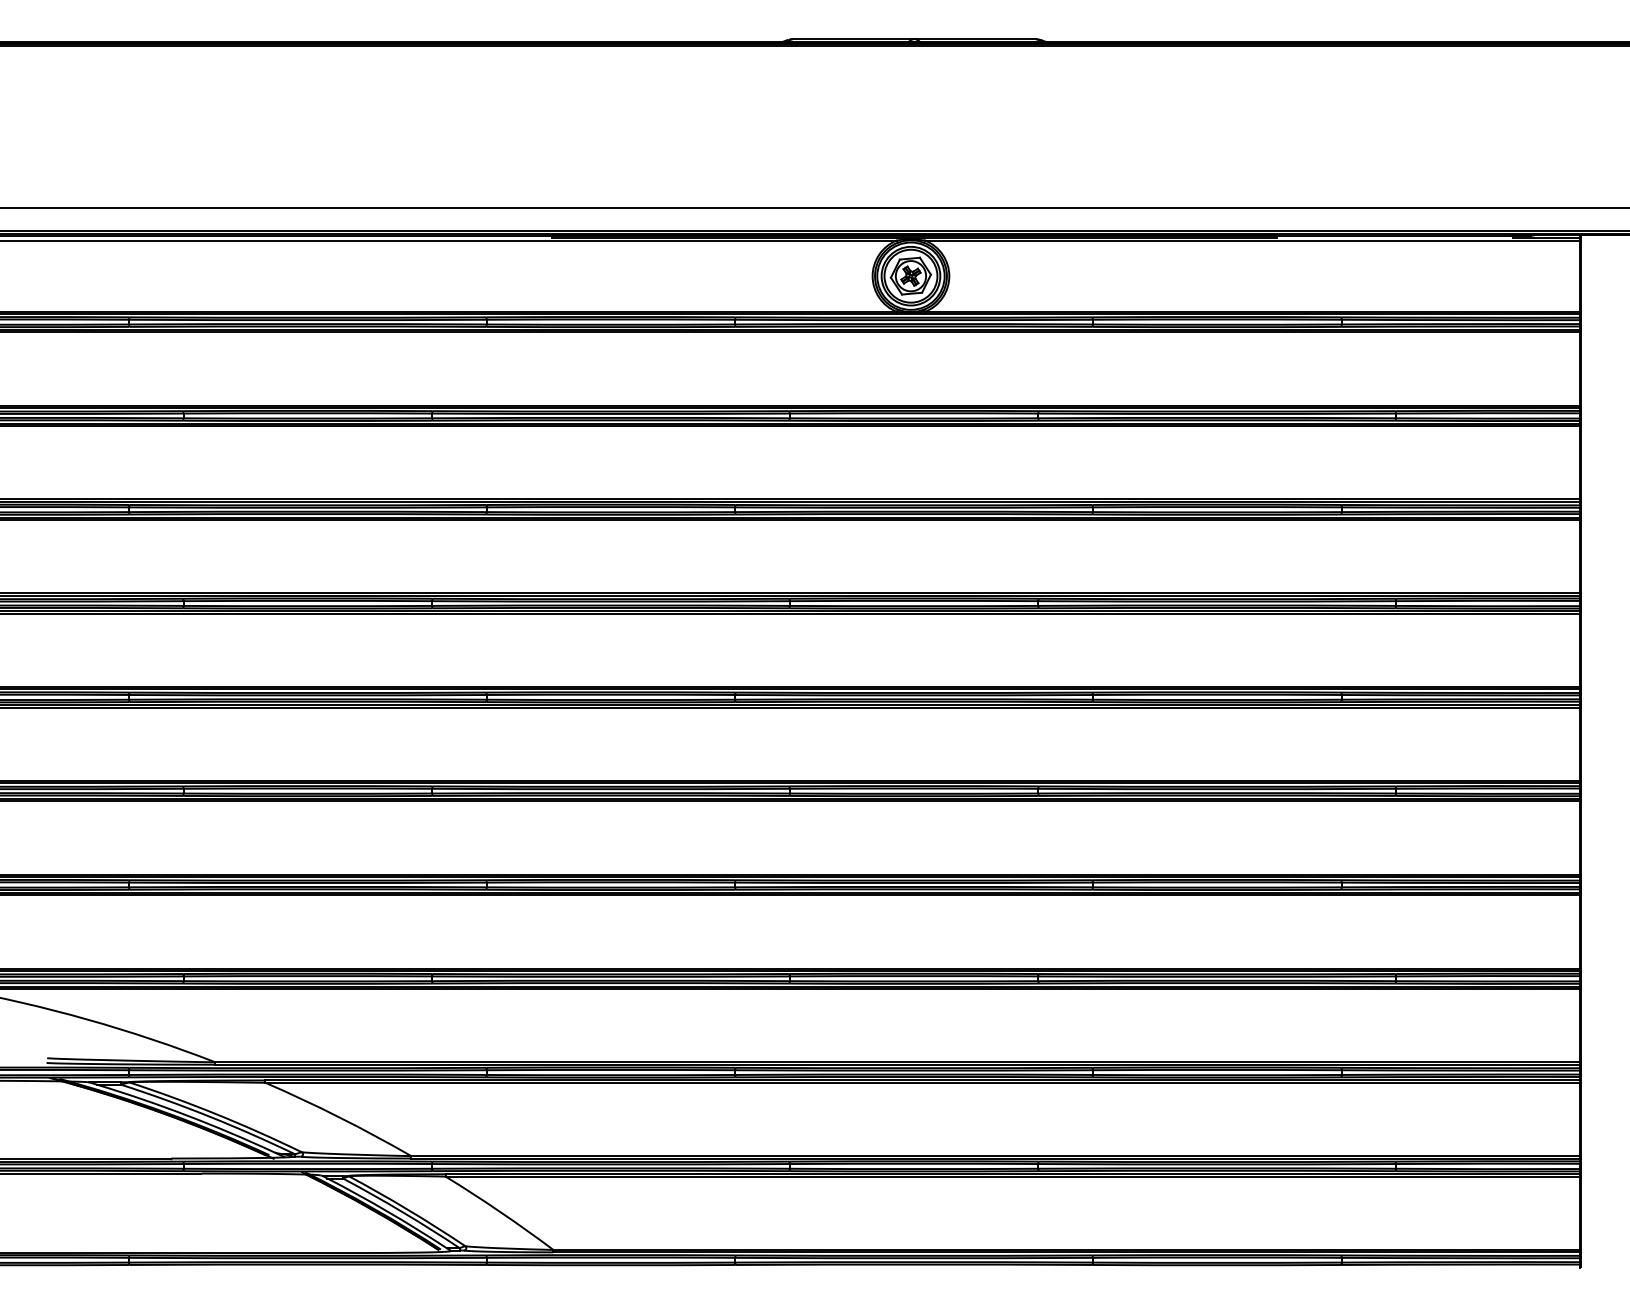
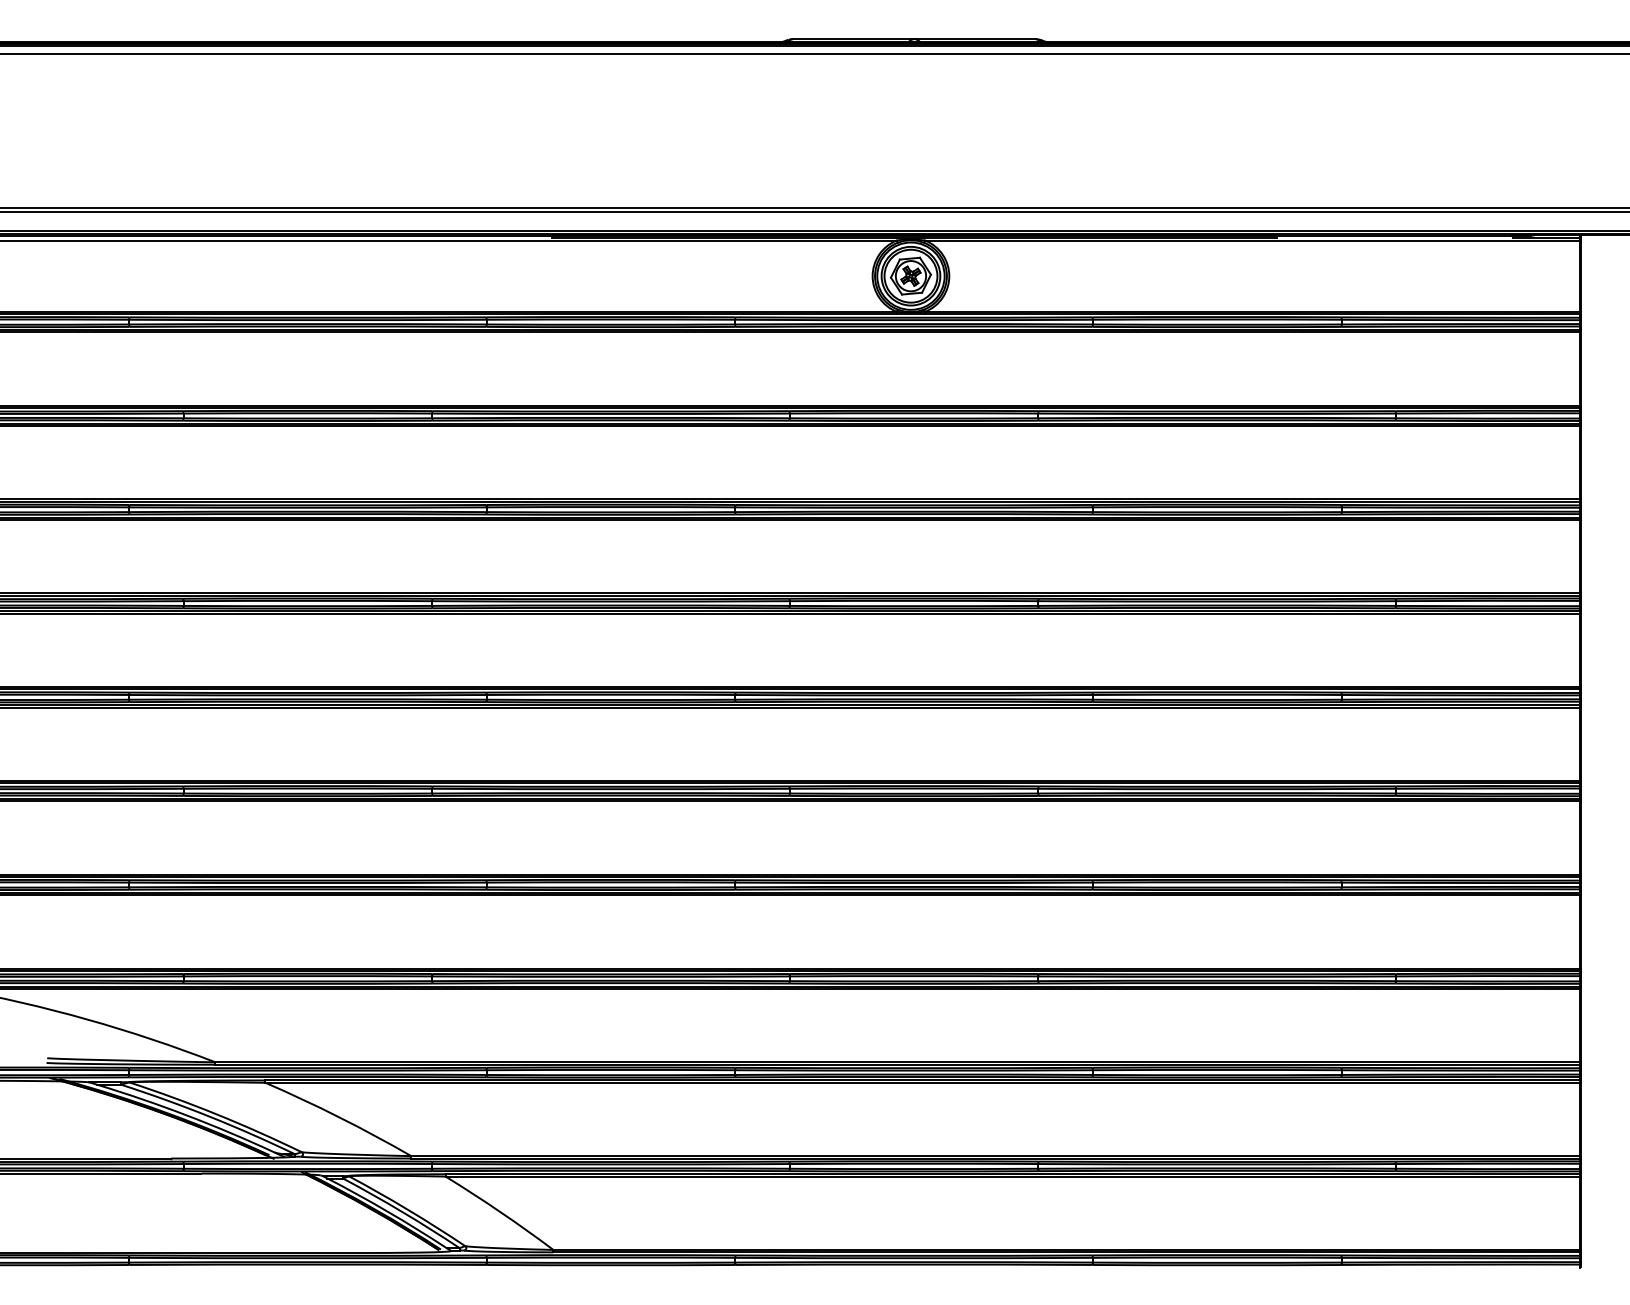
line: none -> present (814, 53)
line: none -> present (814, 211)
